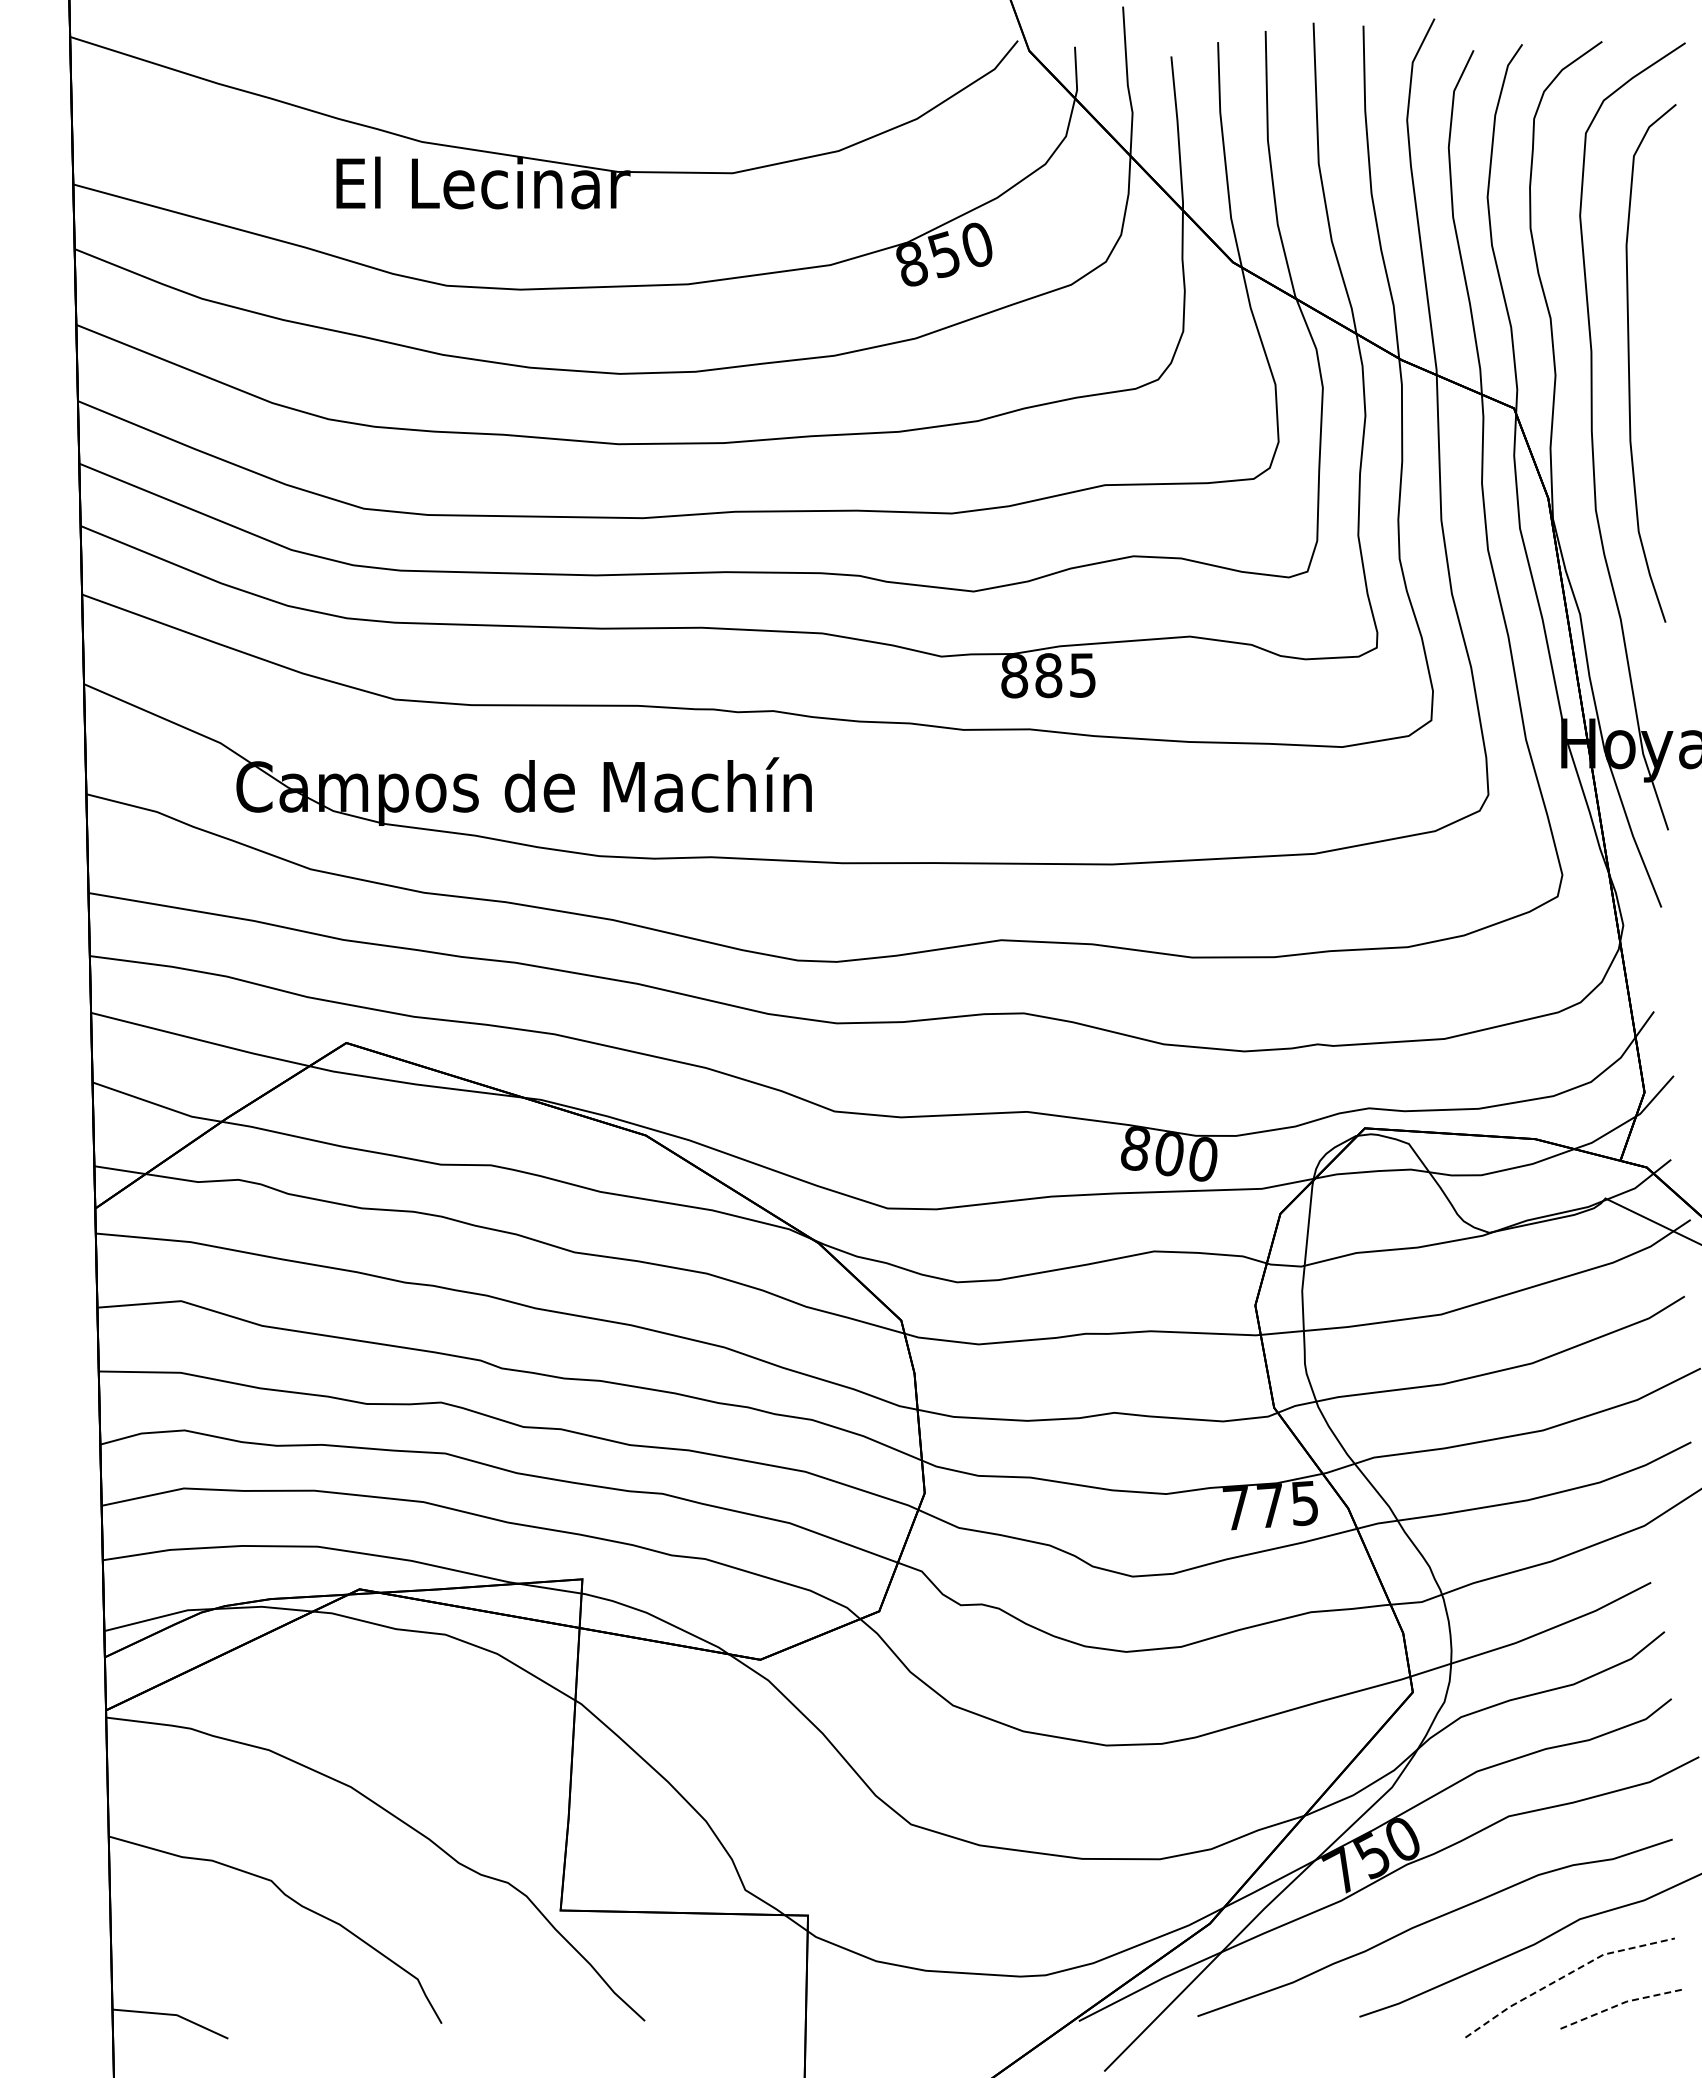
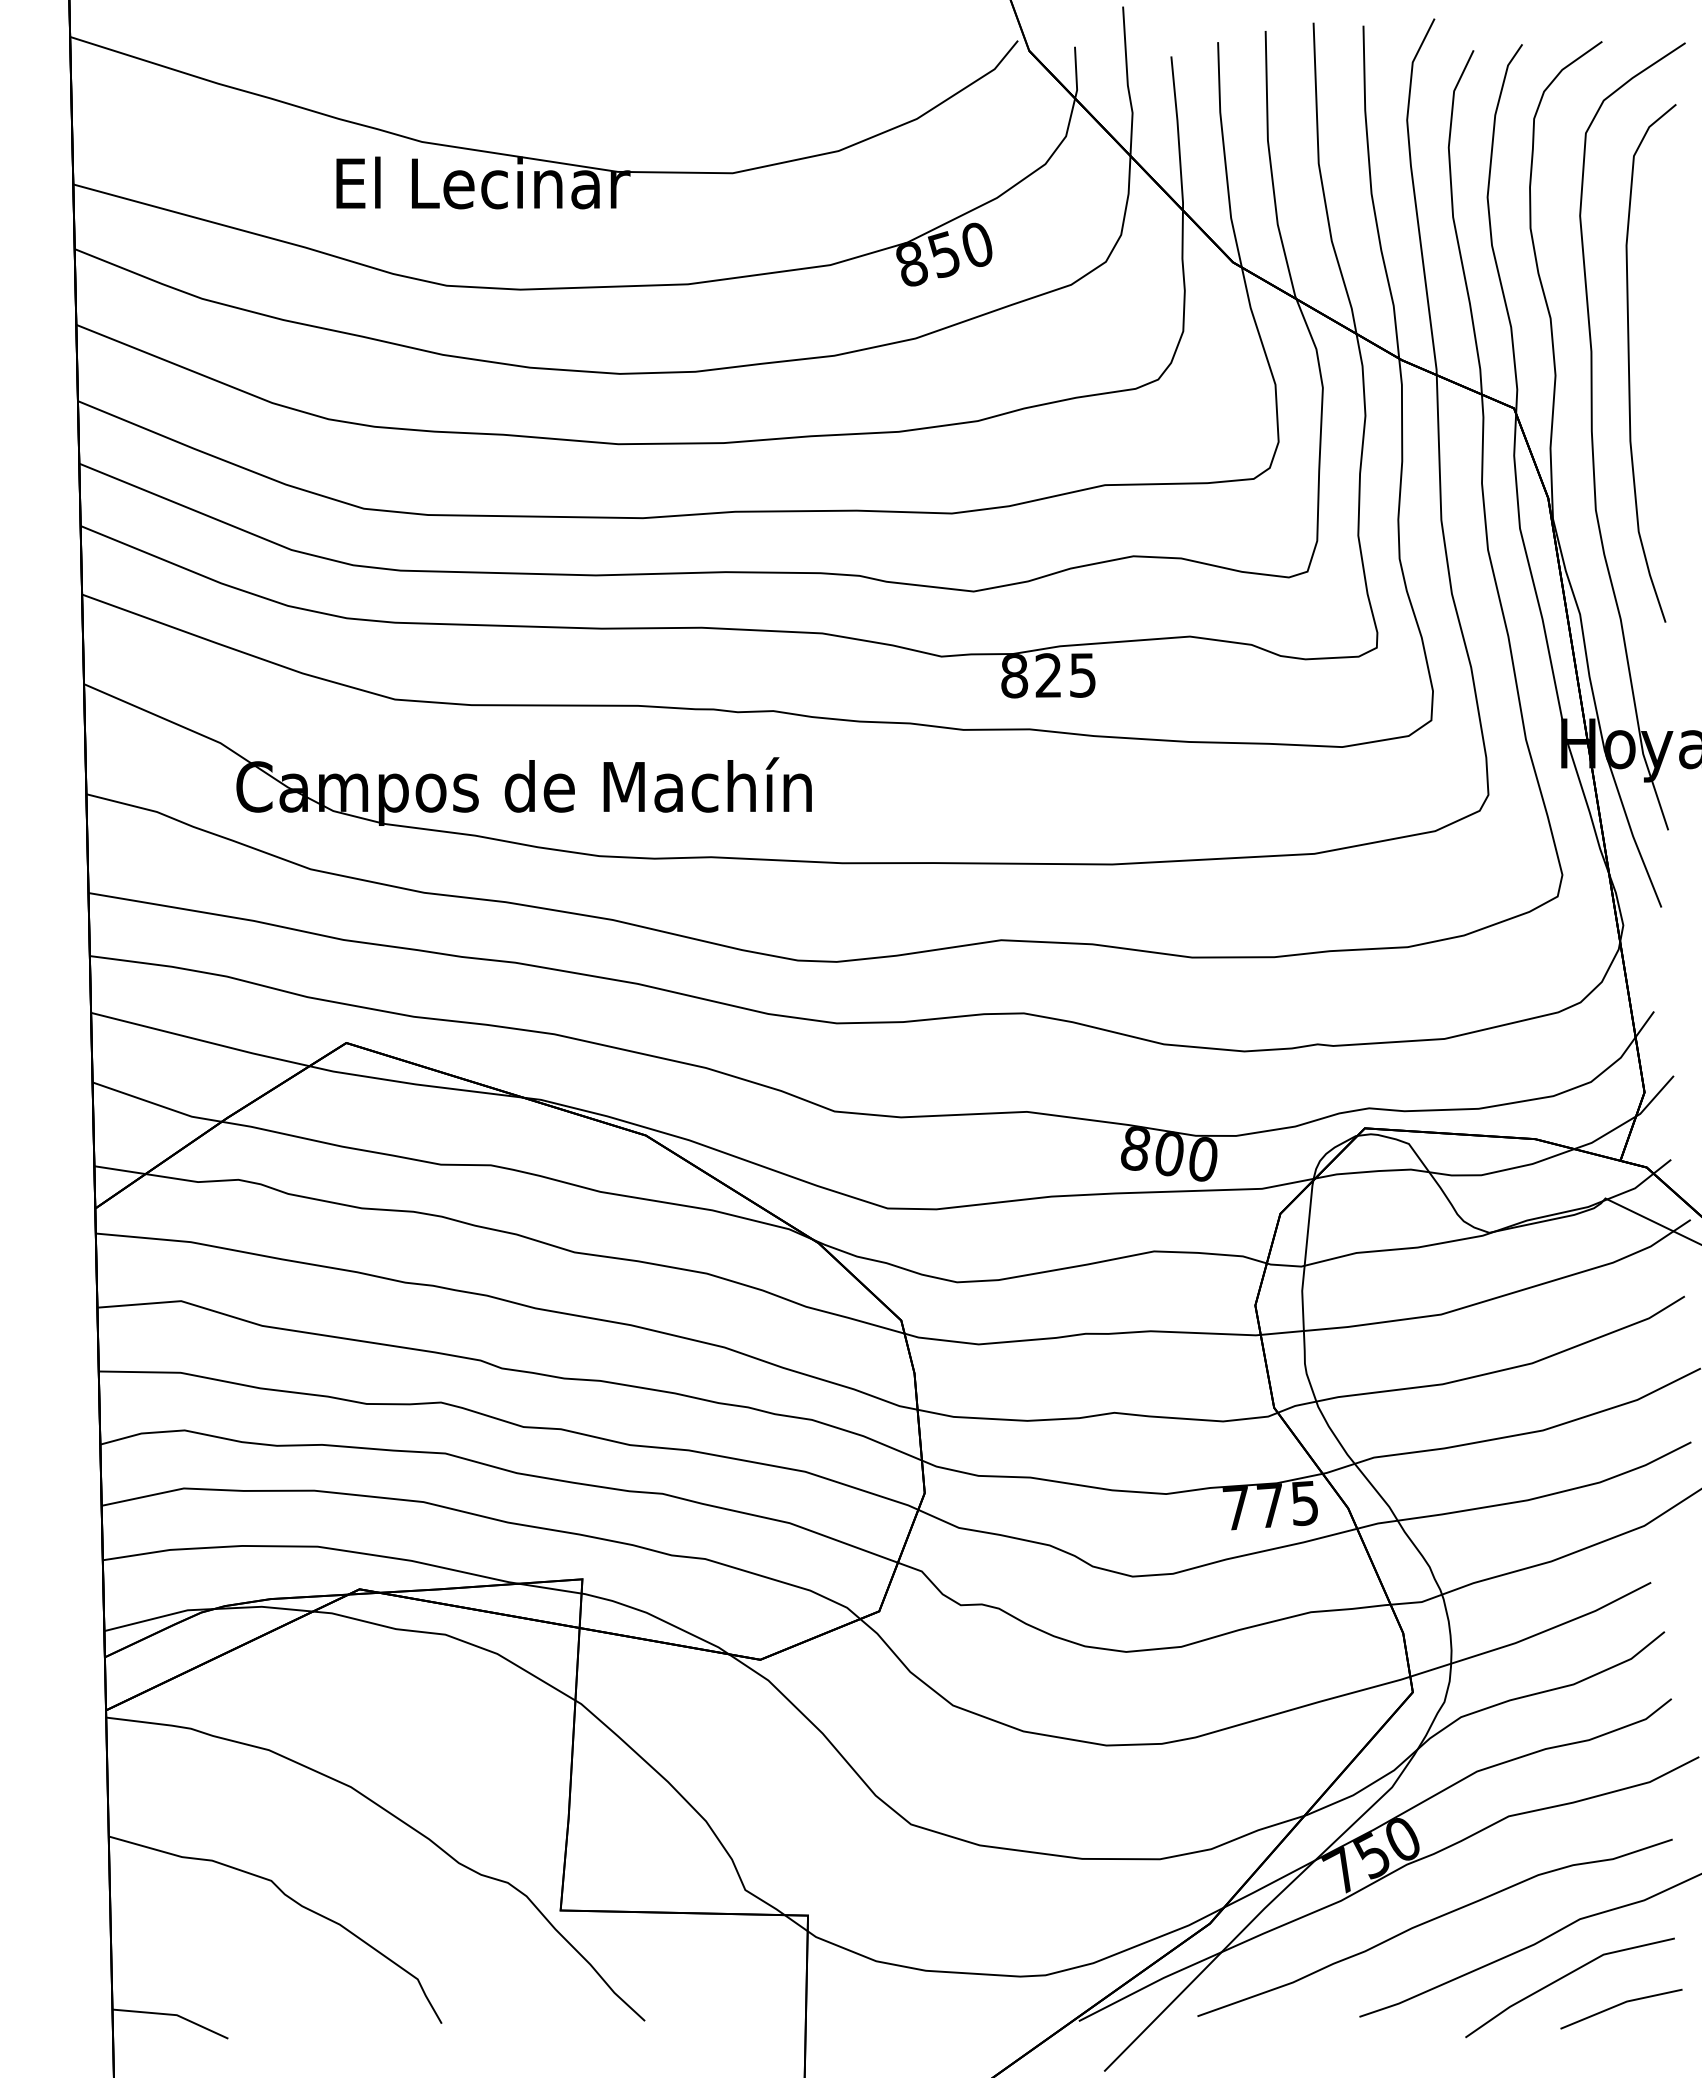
text: 885 -> 825 (1048, 675)
line: dashed -> solid (1565, 1975)
line: dashed -> solid (1620, 2004)
